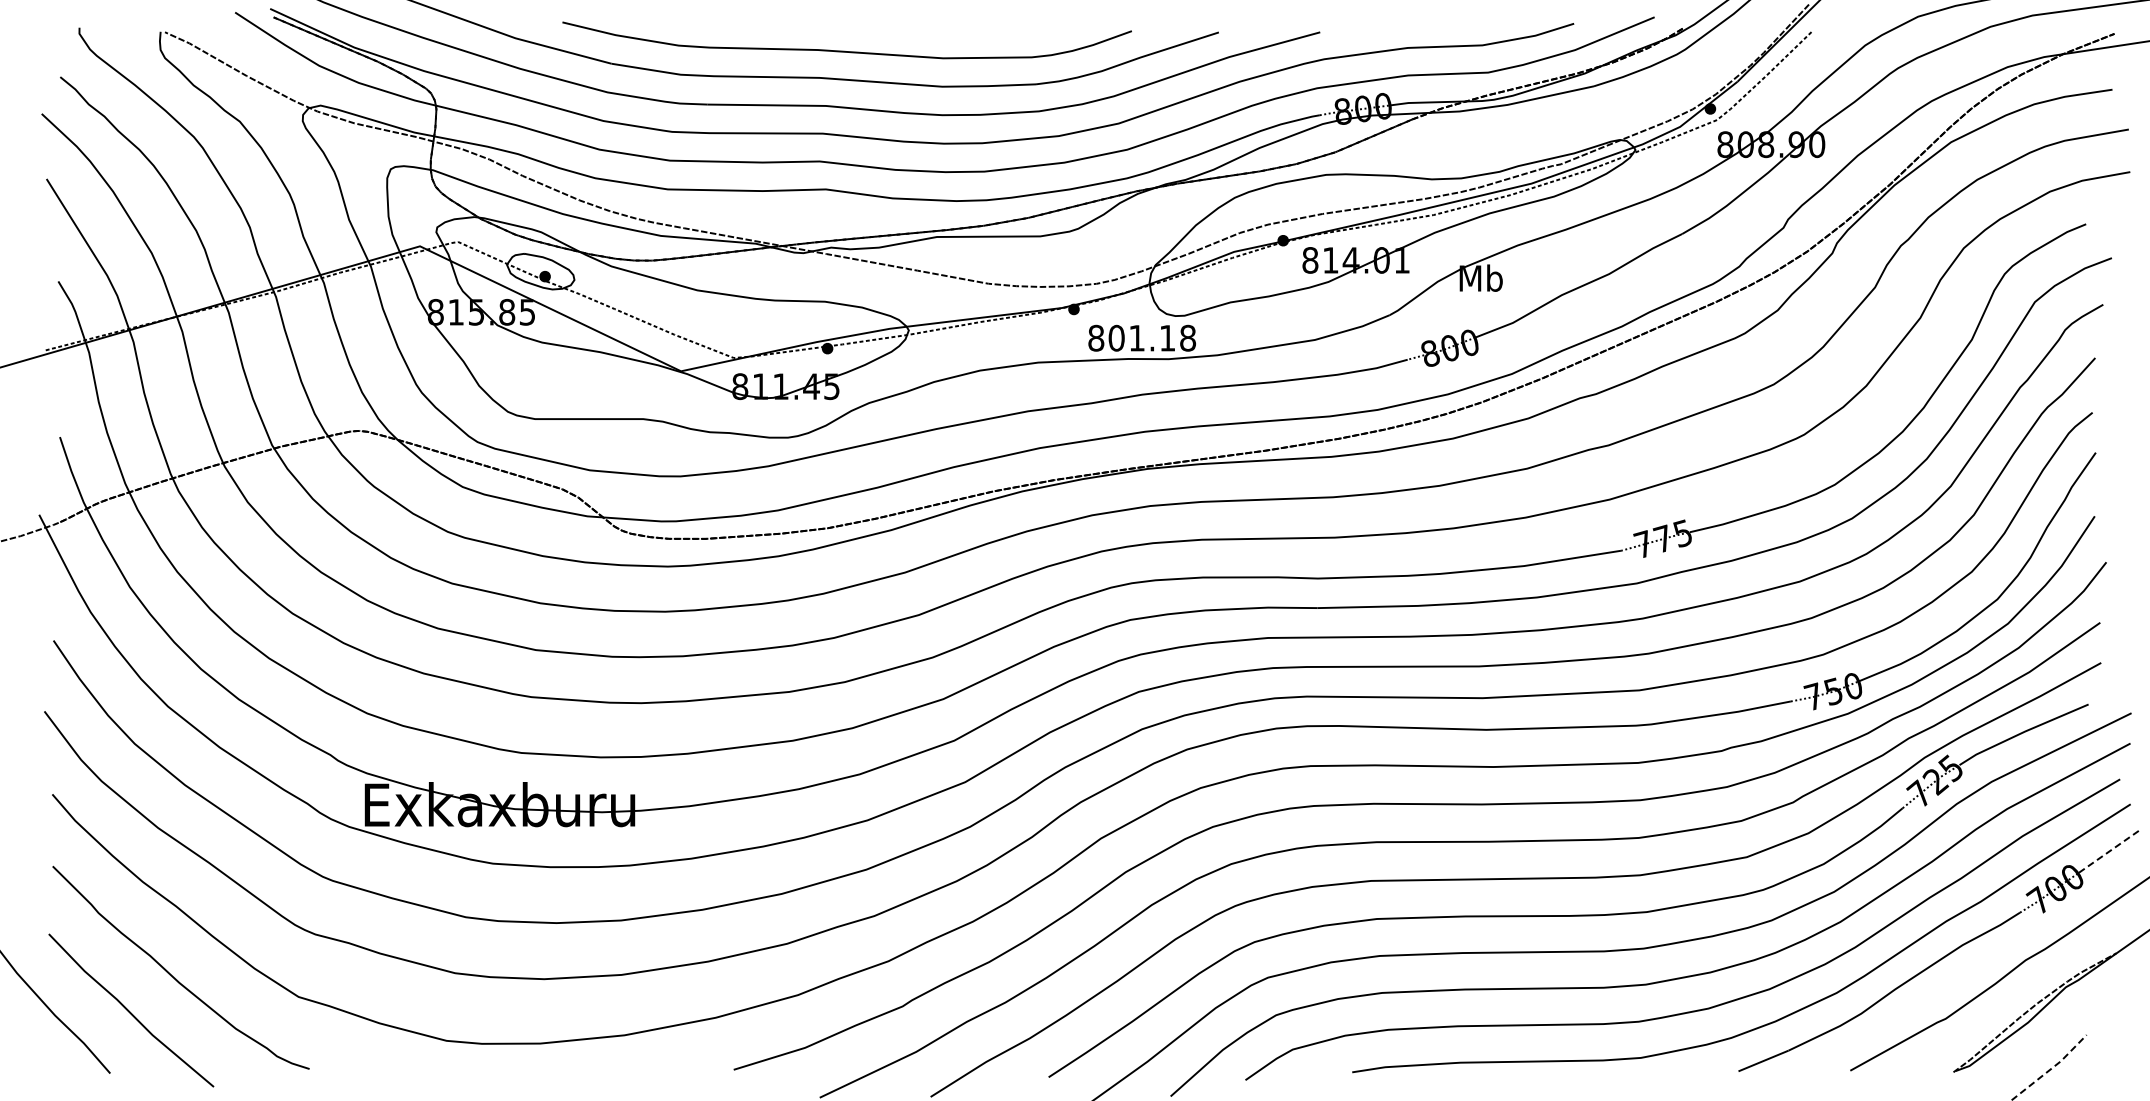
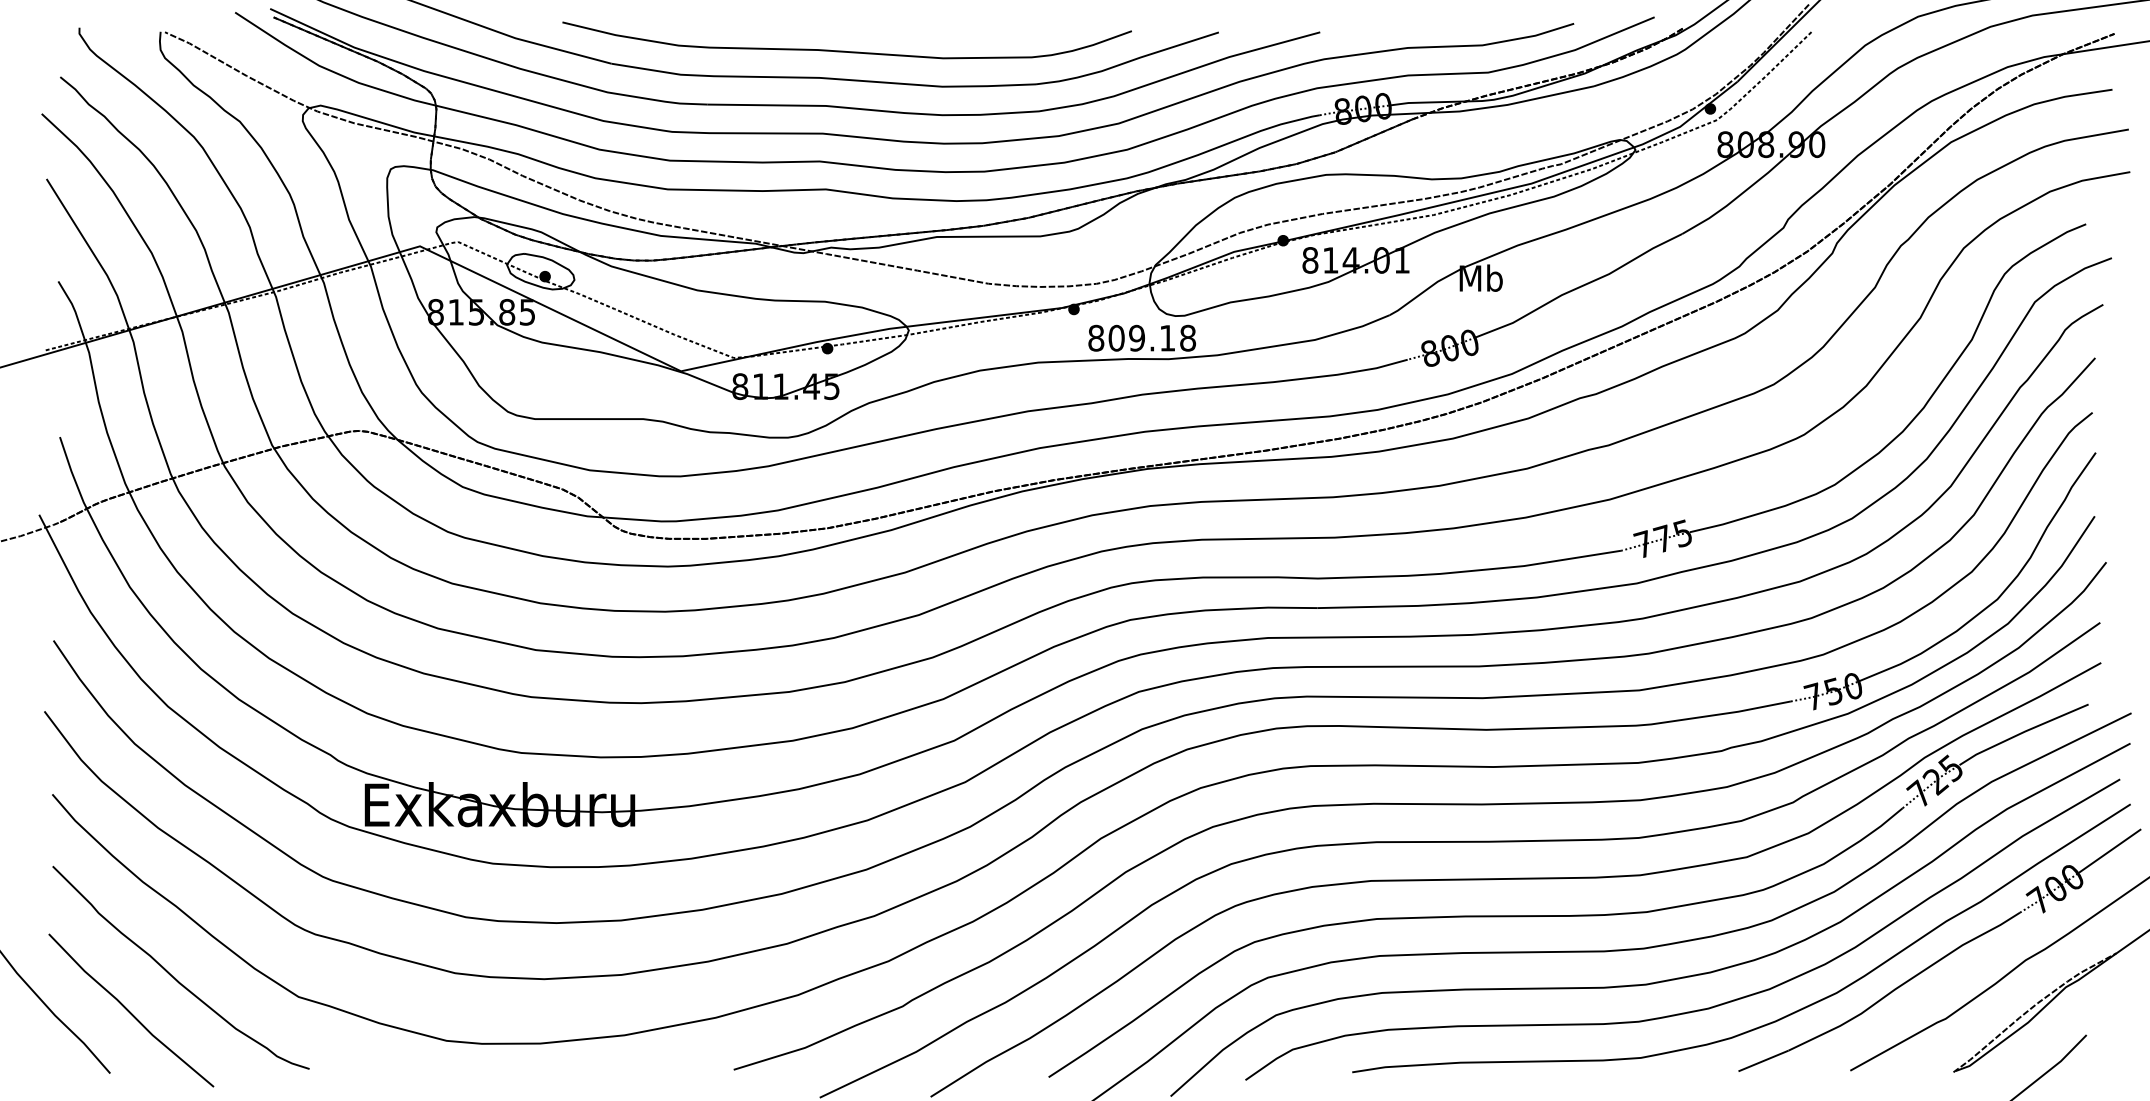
text: 801.18 -> 809.18 (1136, 337)
line: dashed -> solid (2110, 850)
line: dashed -> solid (2050, 1069)
